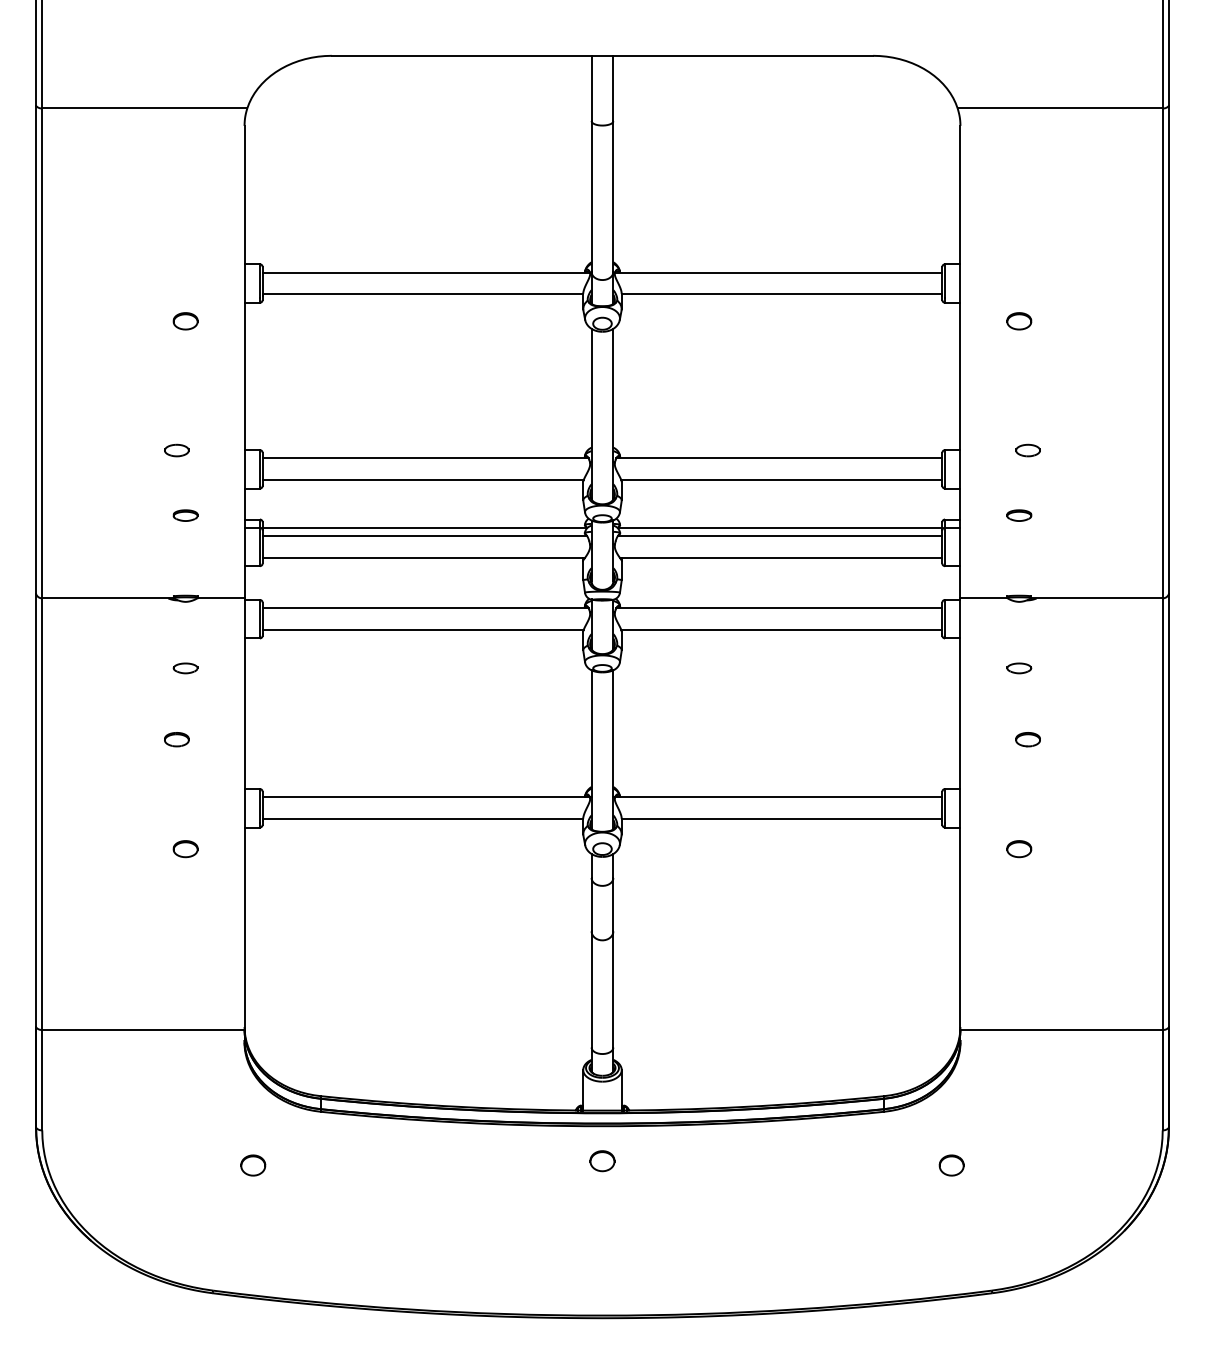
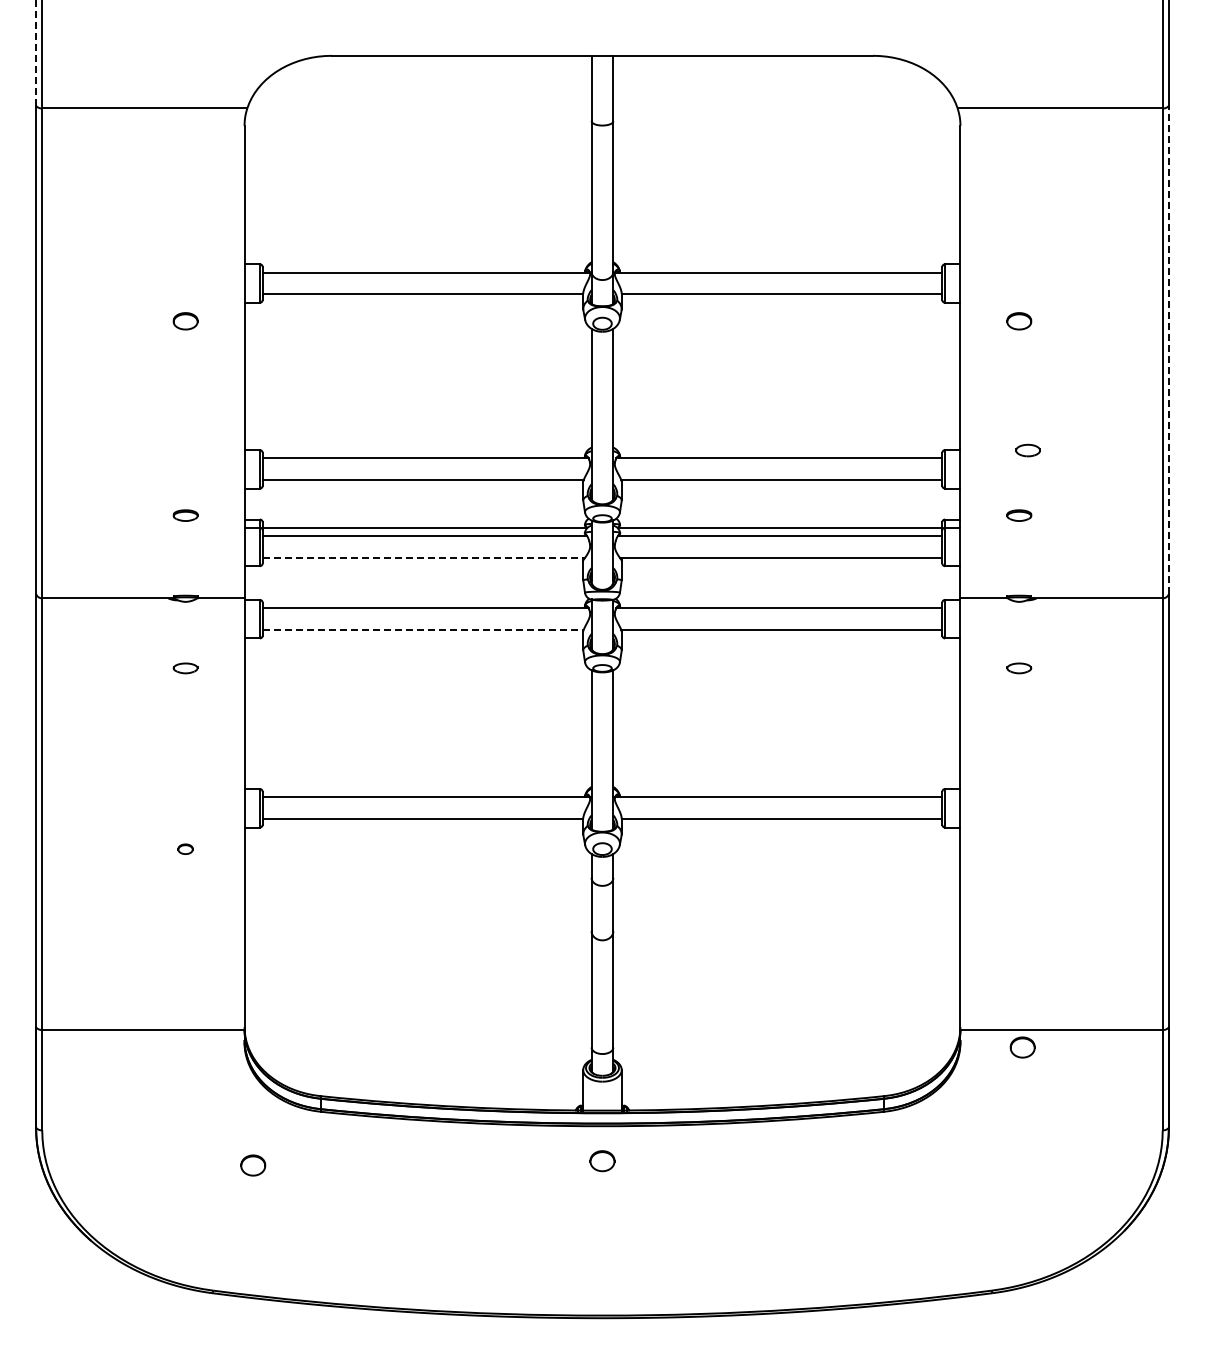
line: solid -> dashed (36, 52)
line: solid -> dashed (1168, 349)
part: present -> none (176, 450)
line: solid -> dashed (424, 557)
line: solid -> dashed (423, 630)
part: present -> none (176, 739)
part: present -> none (1027, 739)
part size: 27x19 px -> 17x12 px (185, 848)
part: present -> none (1019, 849)
part position: (951, 1165) -> (1022, 1047) (1022, 1047)
